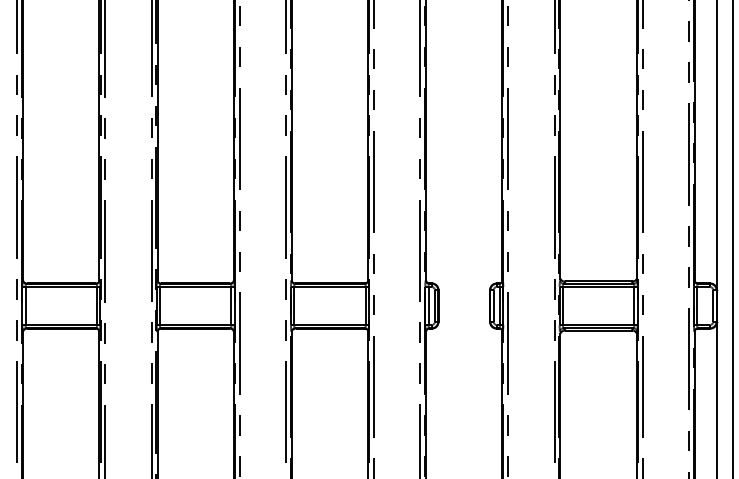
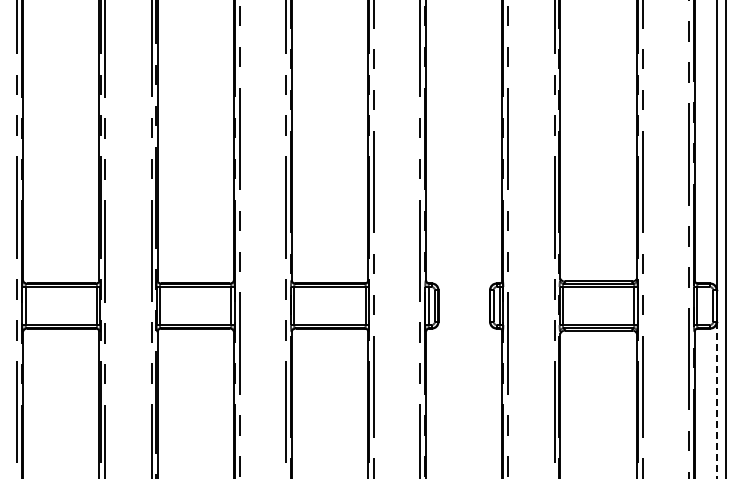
line position: (732, 238) -> (725, 238) (725, 238)
line: solid -> dashed (716, 401)
